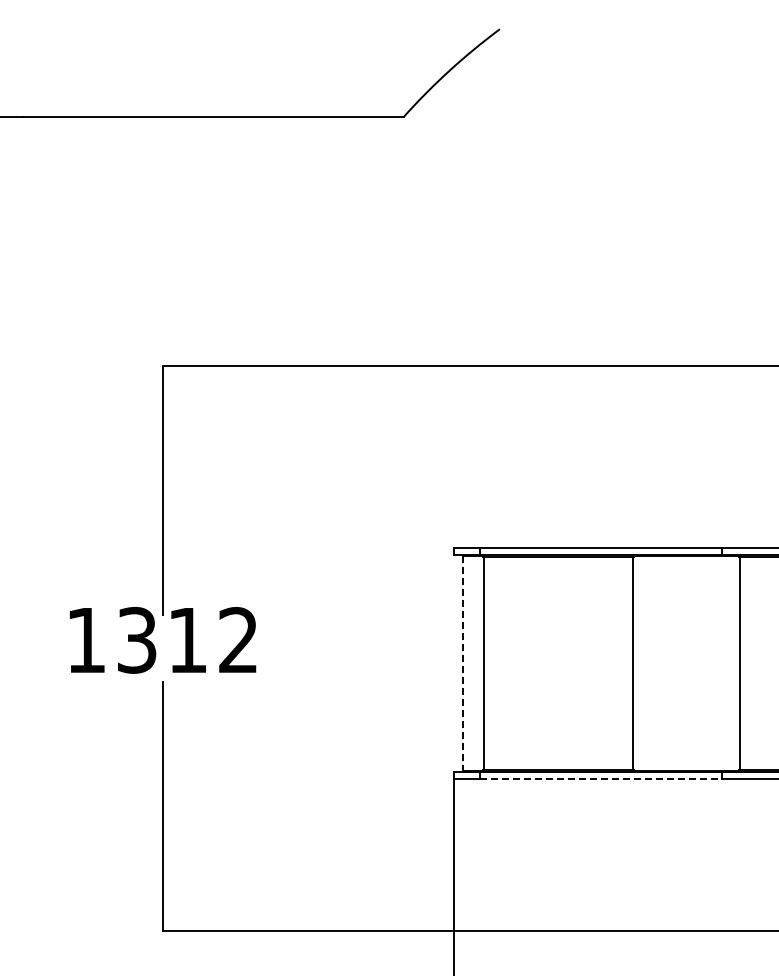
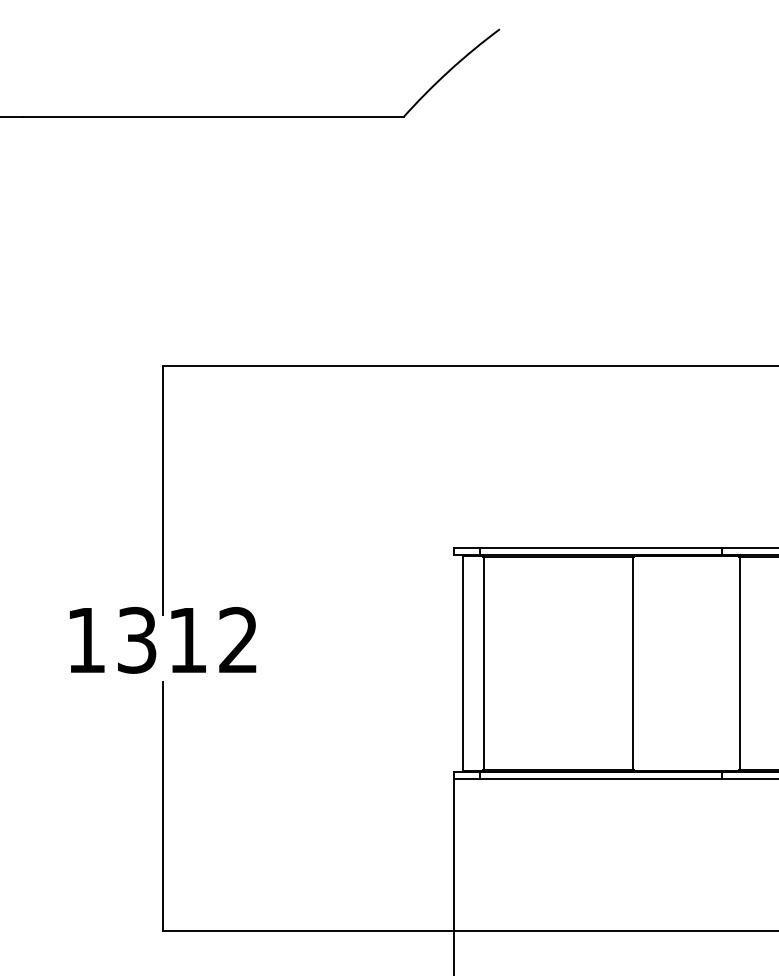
line: dashed -> solid (462, 663)
line: dashed -> solid (601, 778)
